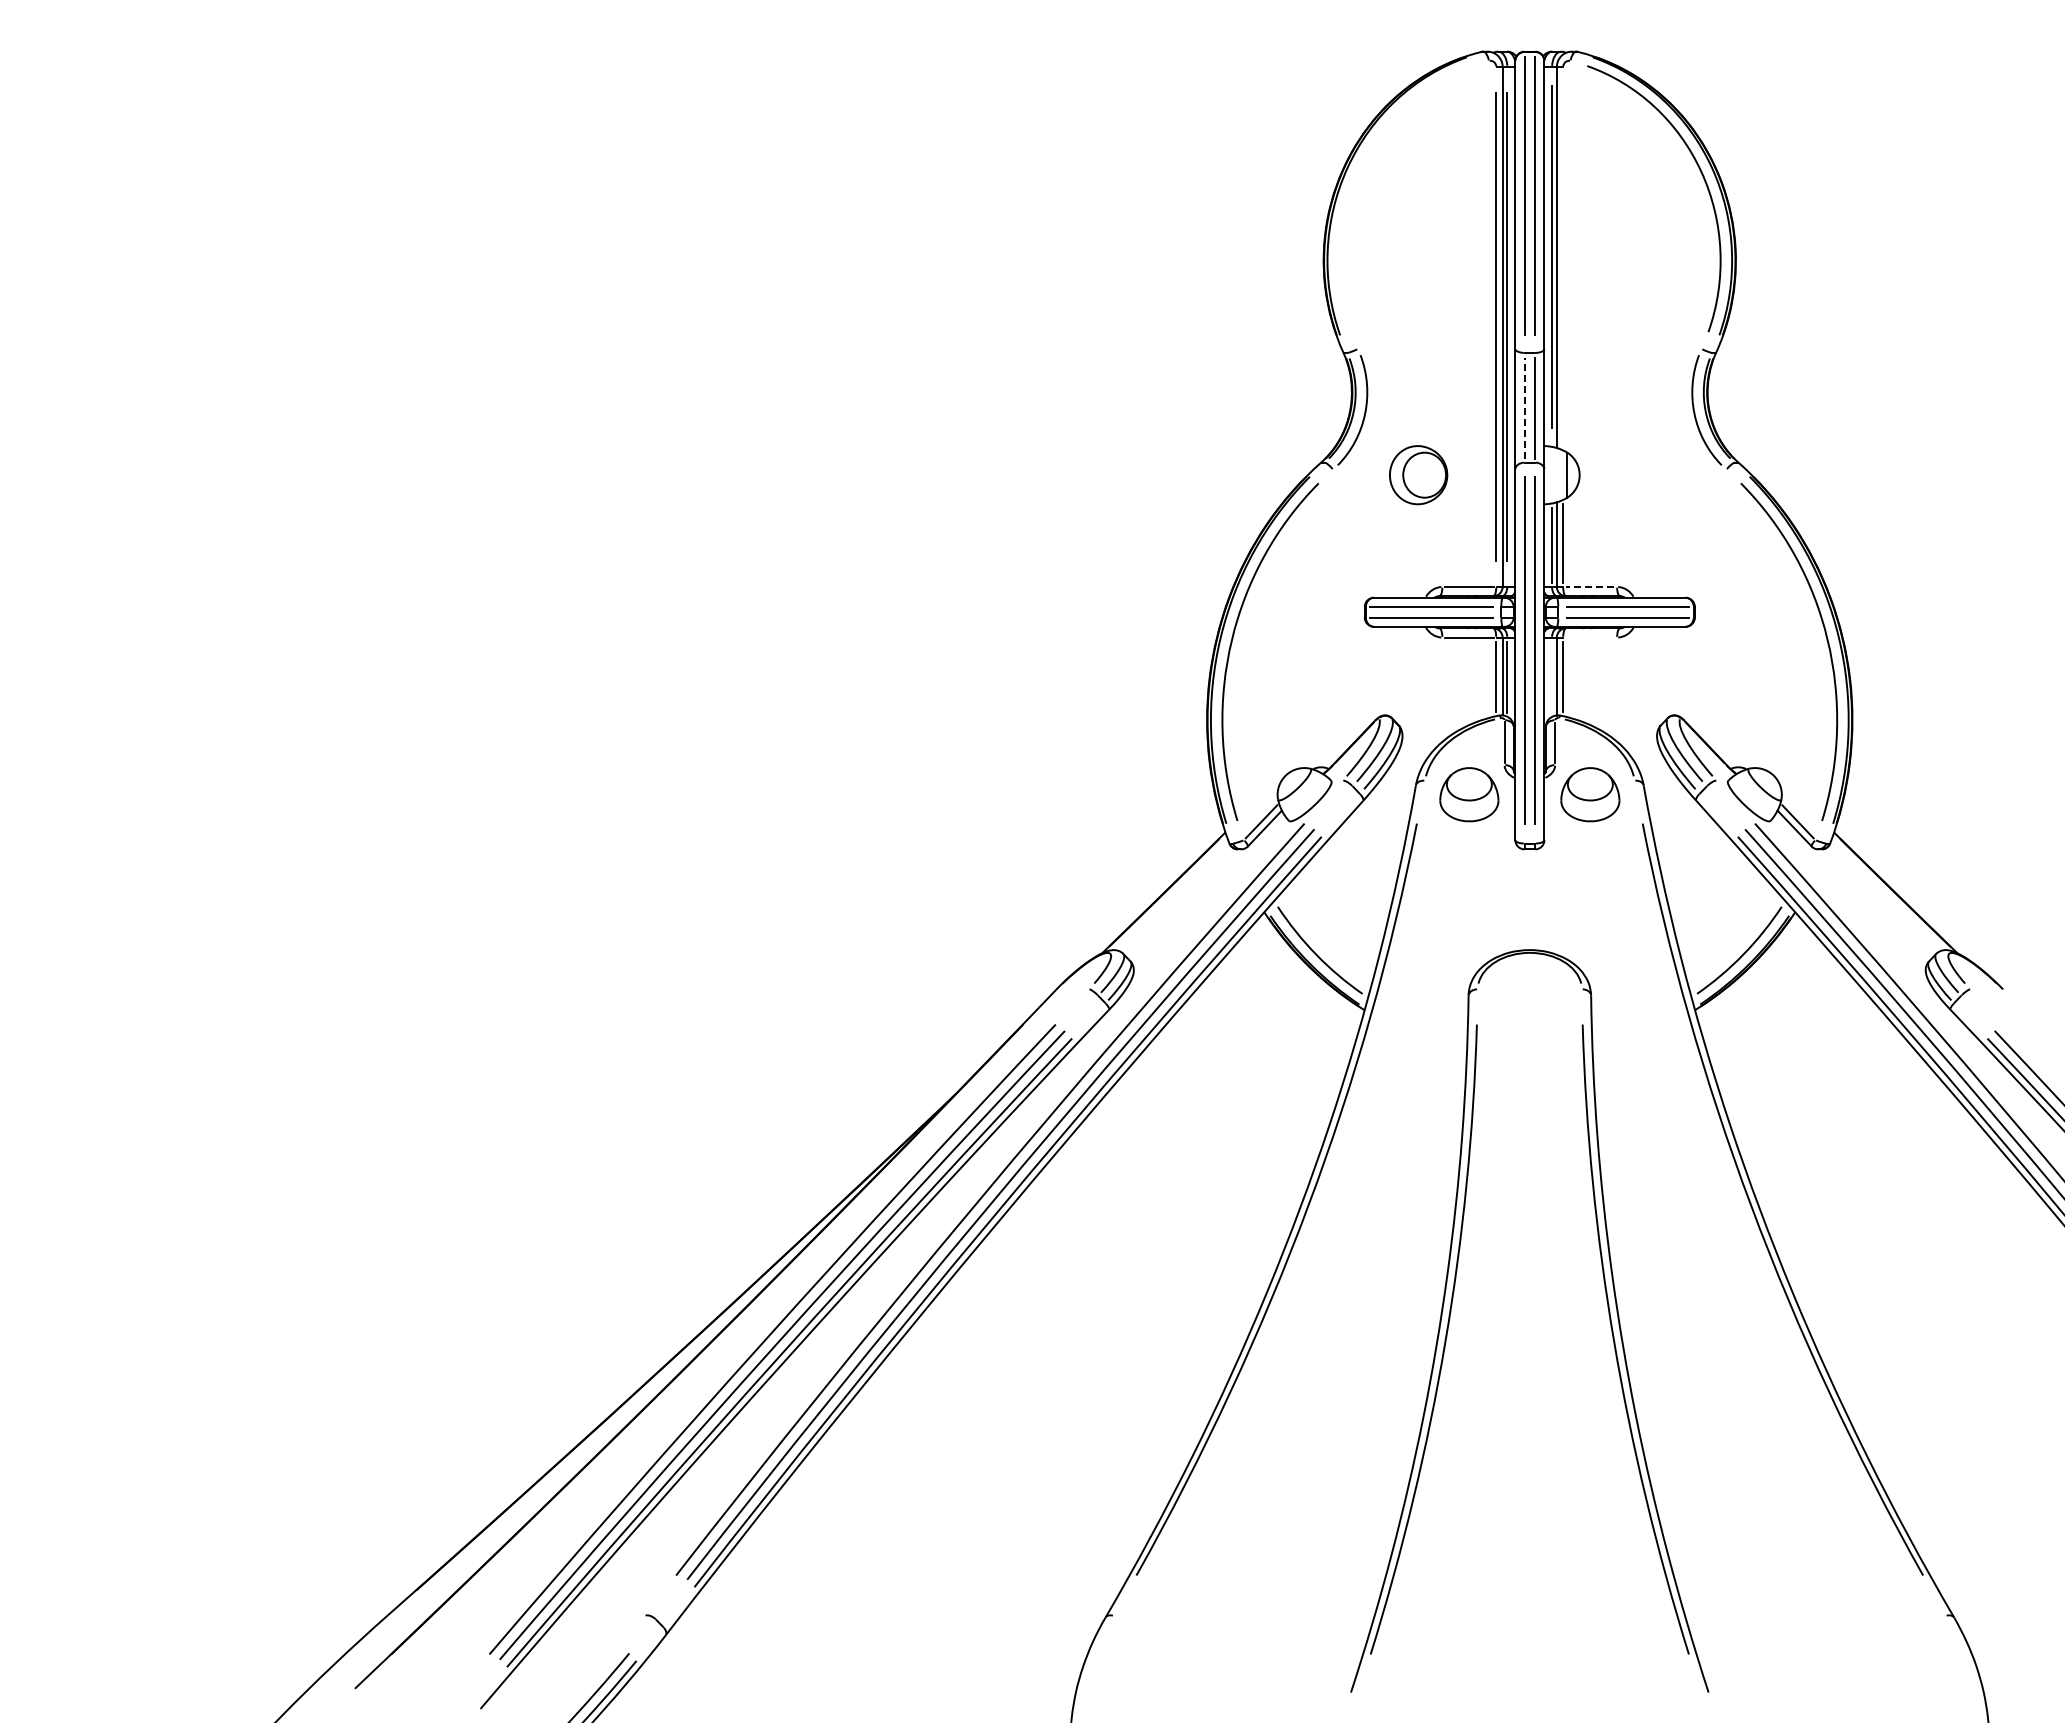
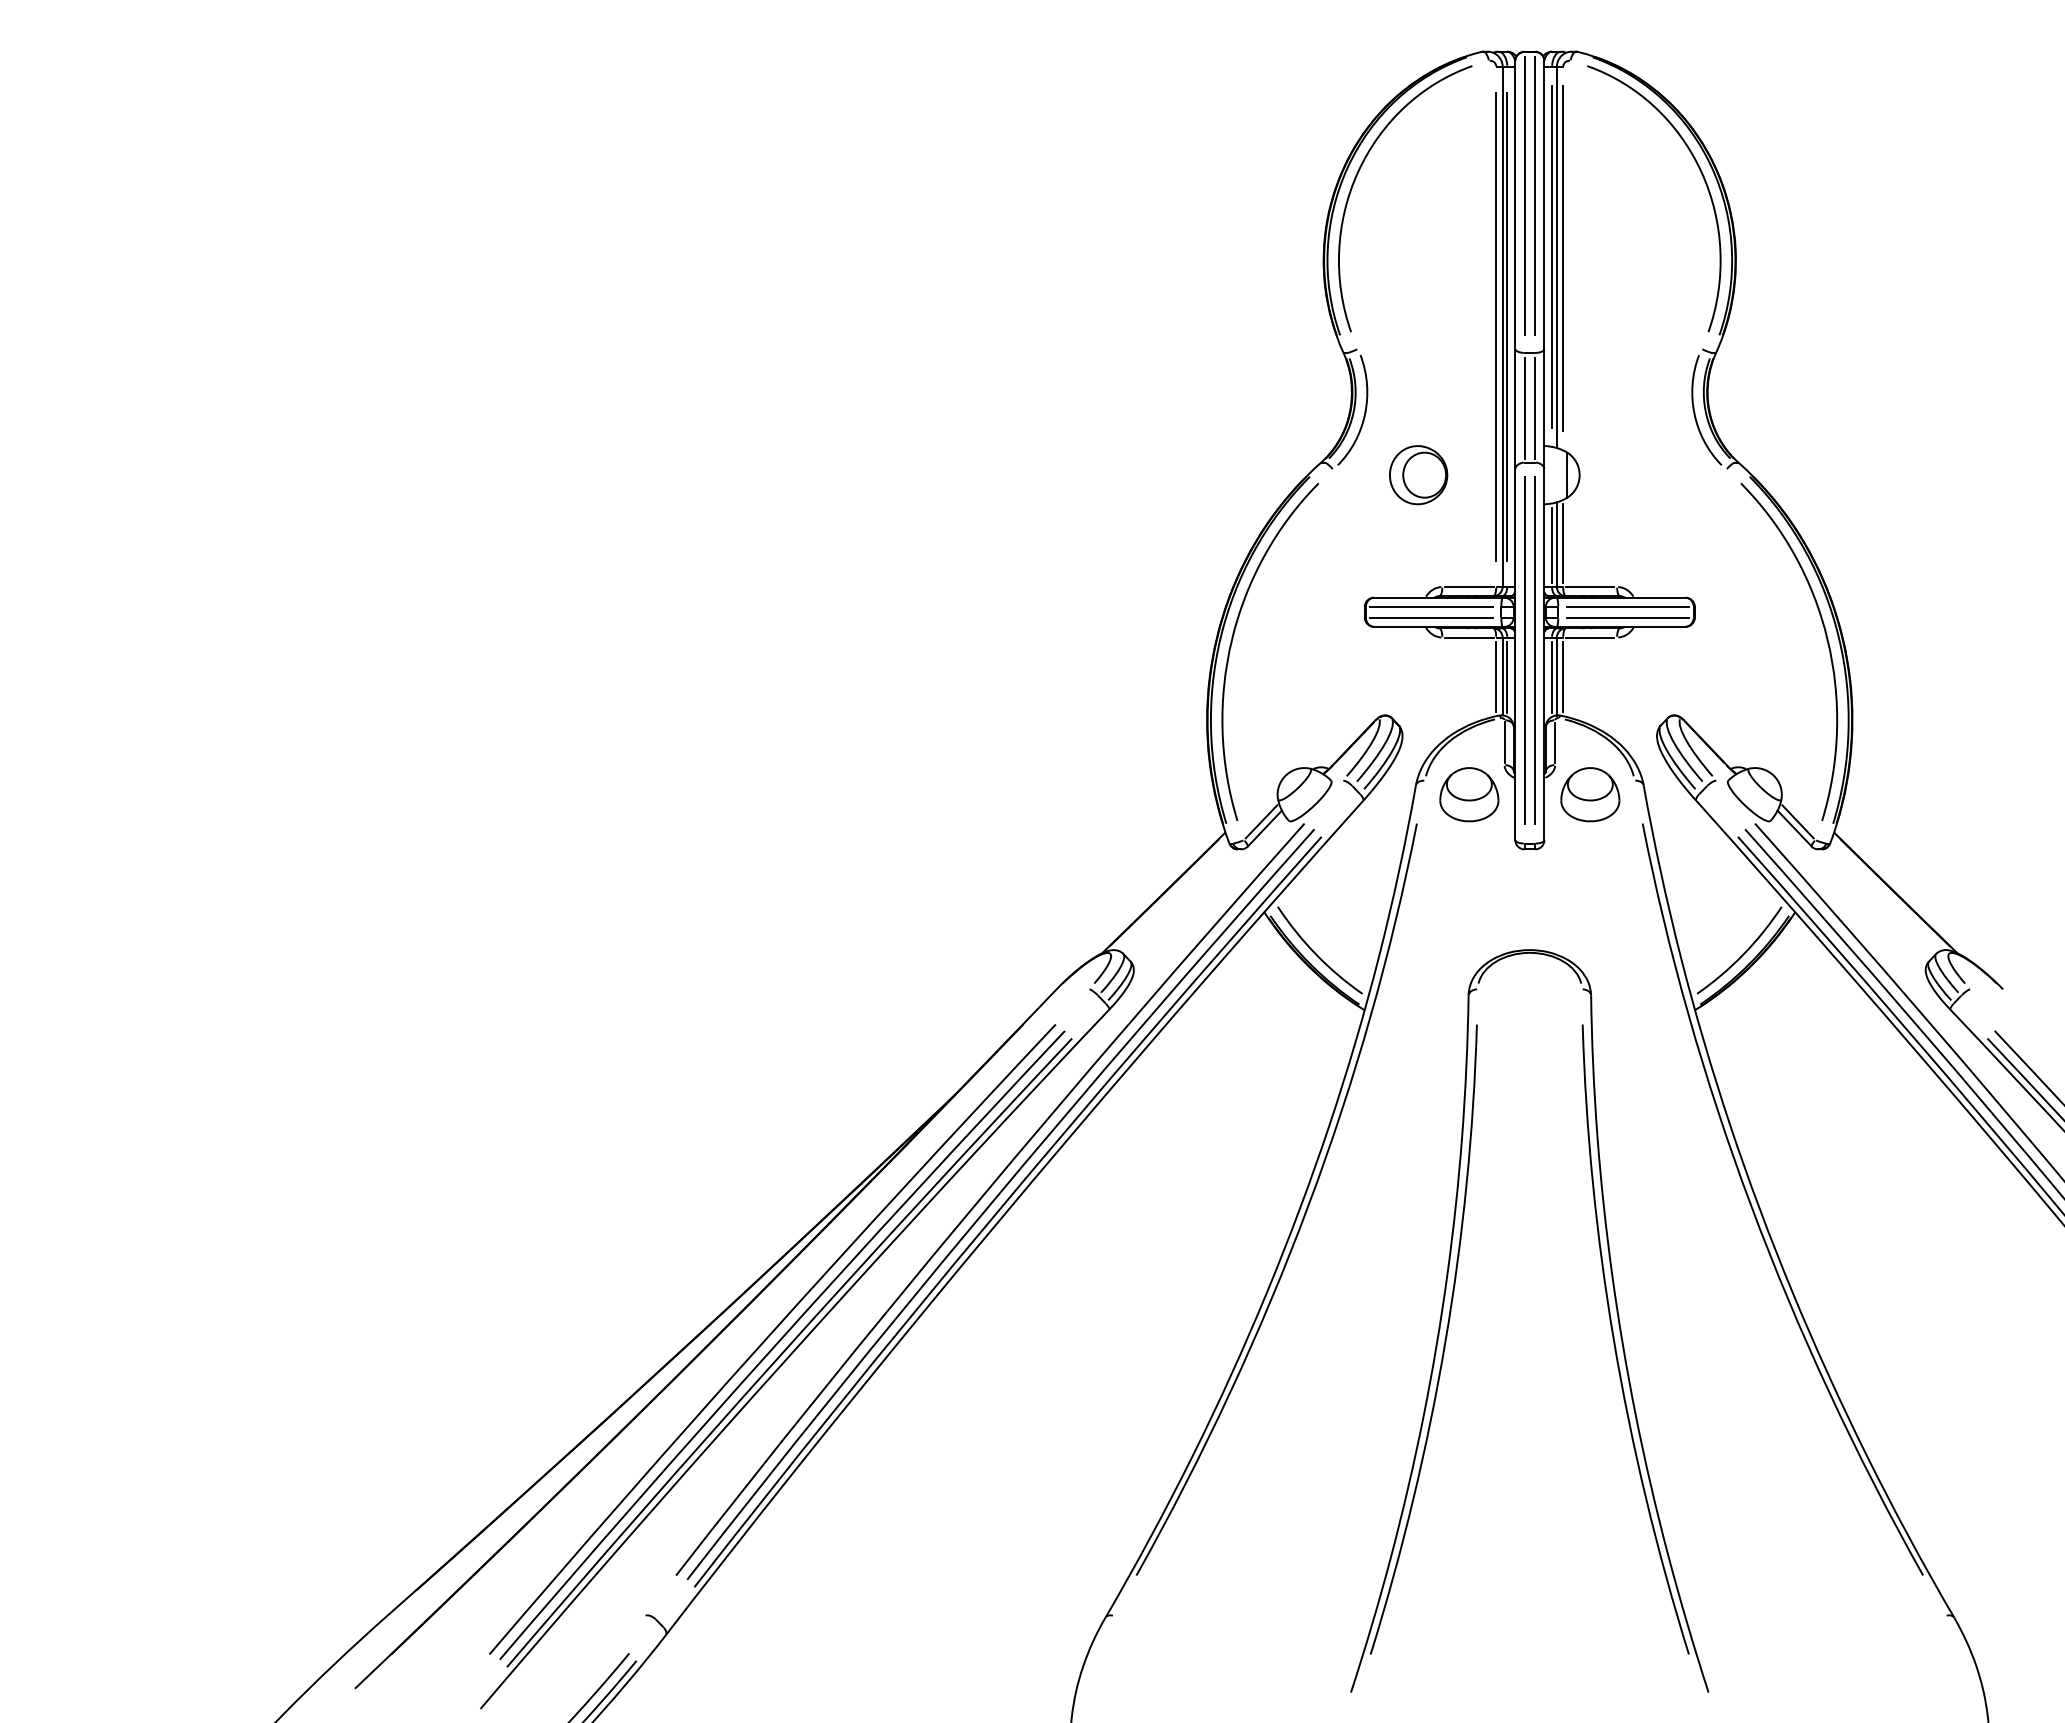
curve: none -> present (1358, 174)
line: none -> present (1563, 258)
line: dashed -> solid (1524, 408)
line: dashed -> solid (1589, 587)
line: none -> present (1589, 637)
line: none -> present (1552, 676)
